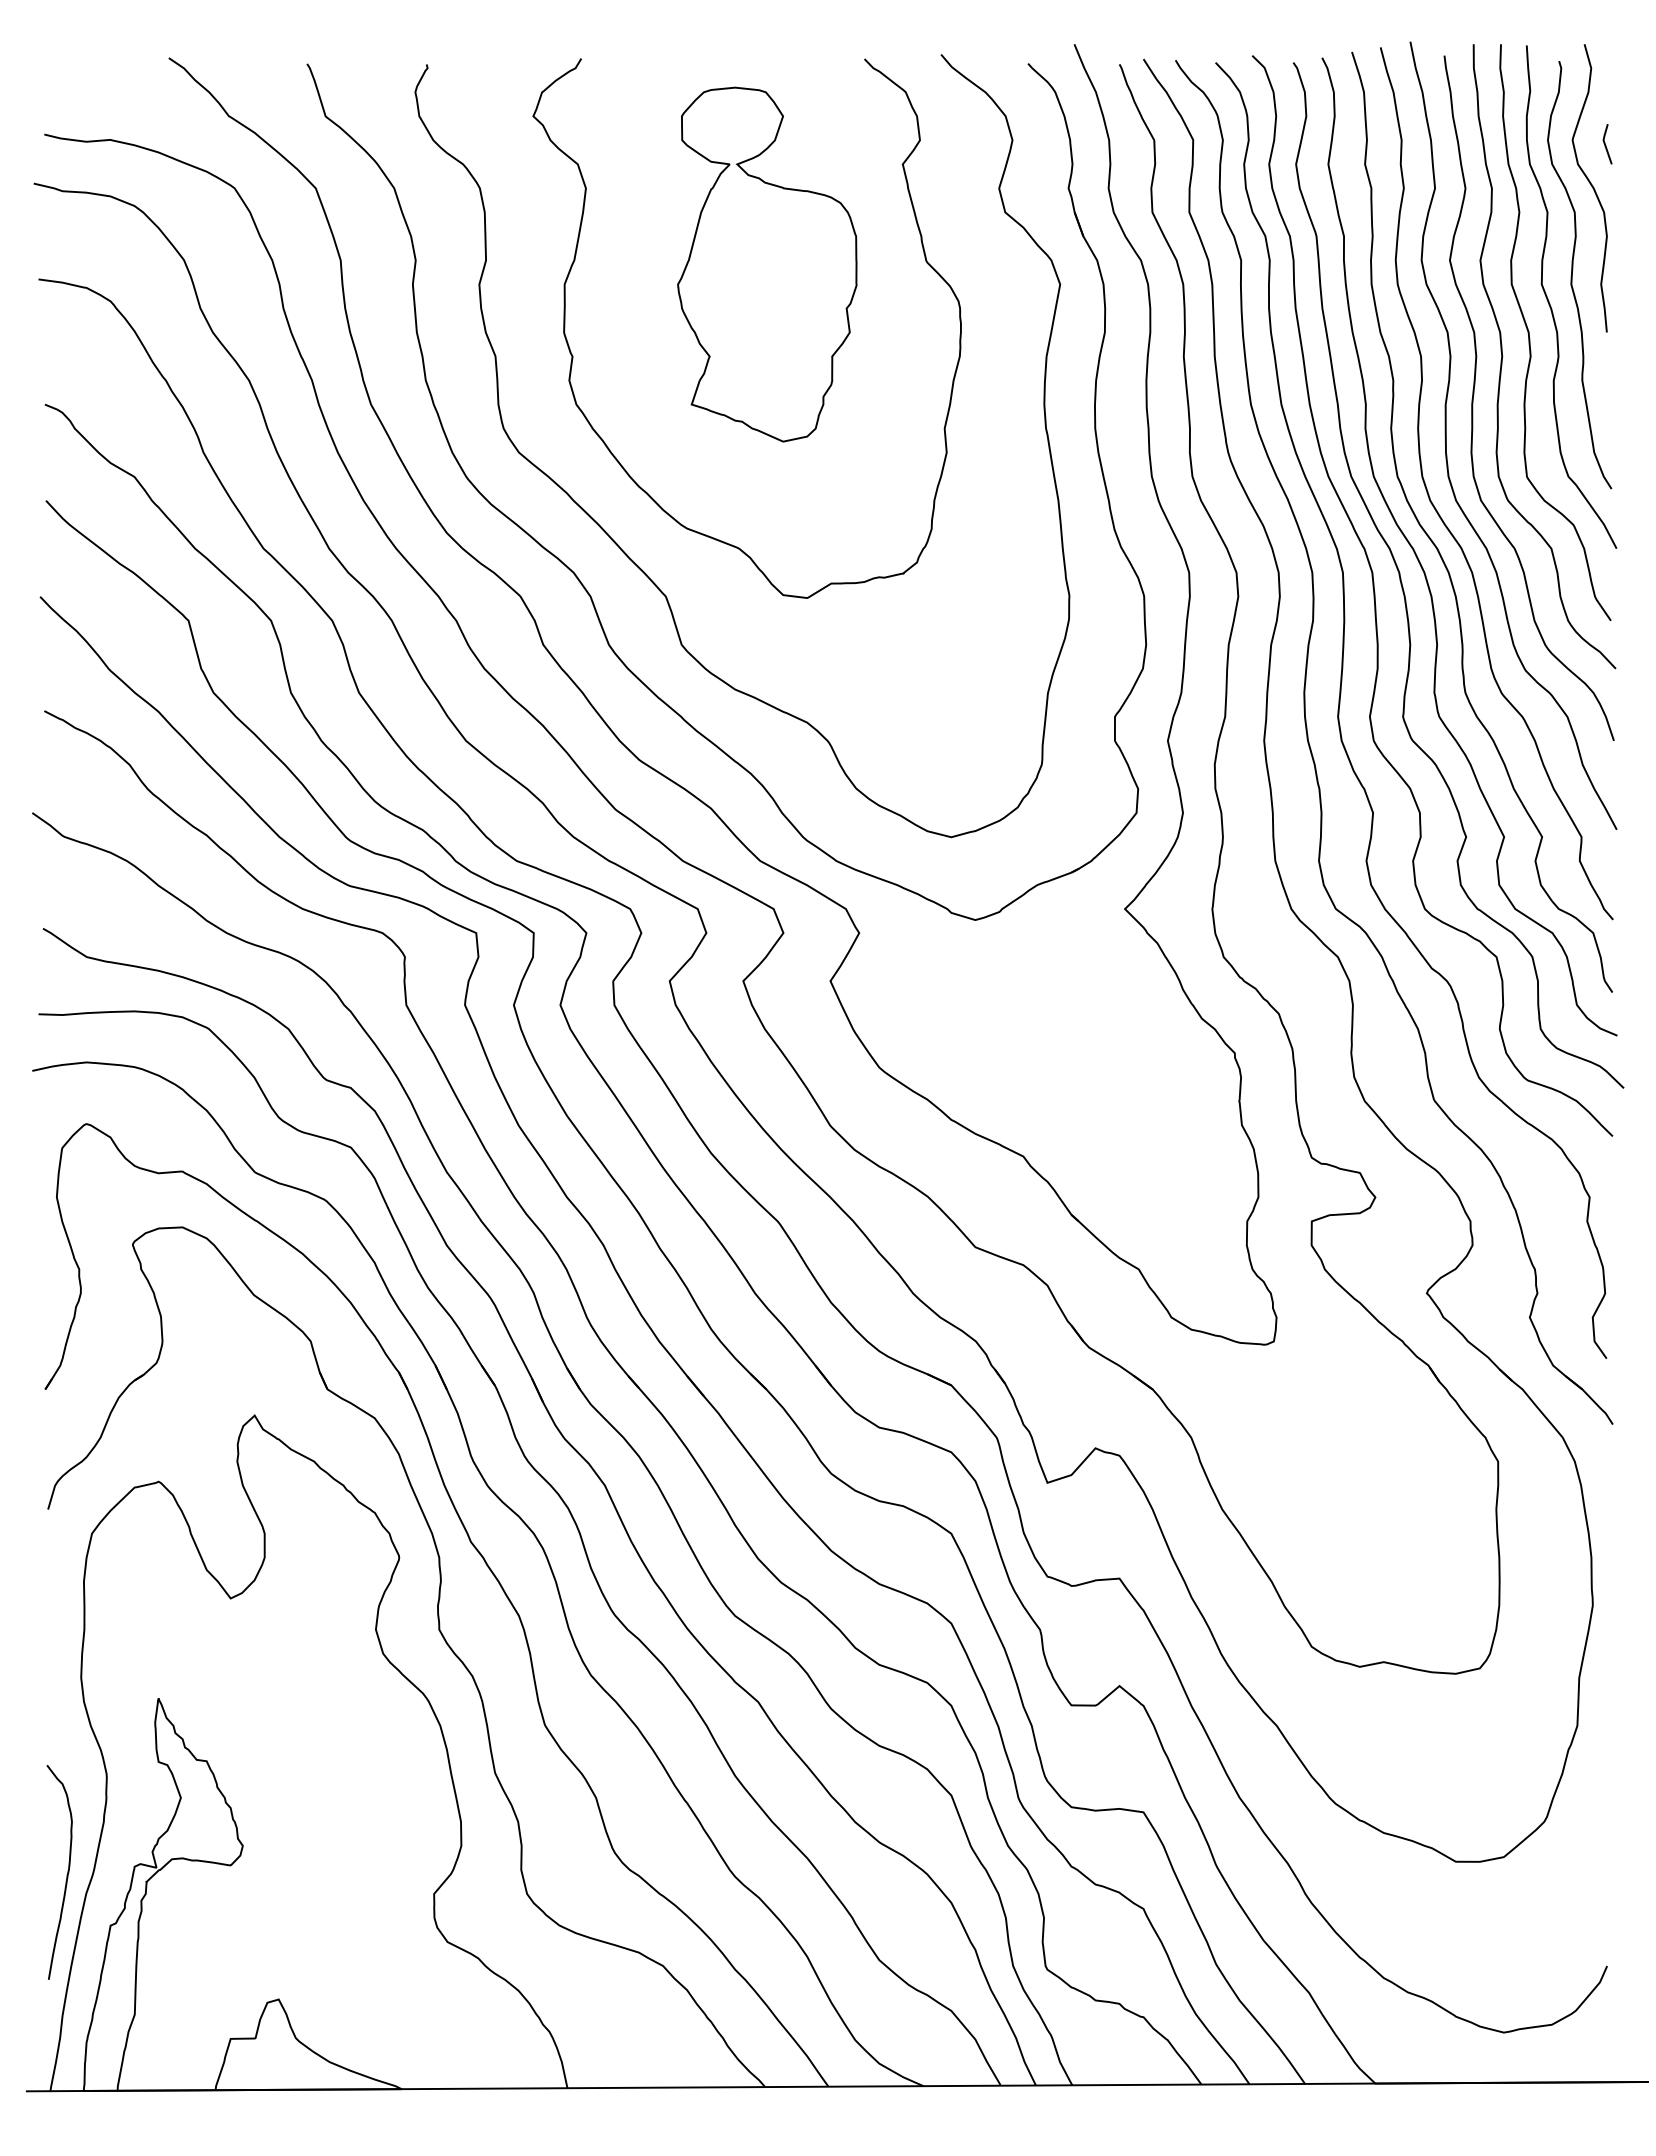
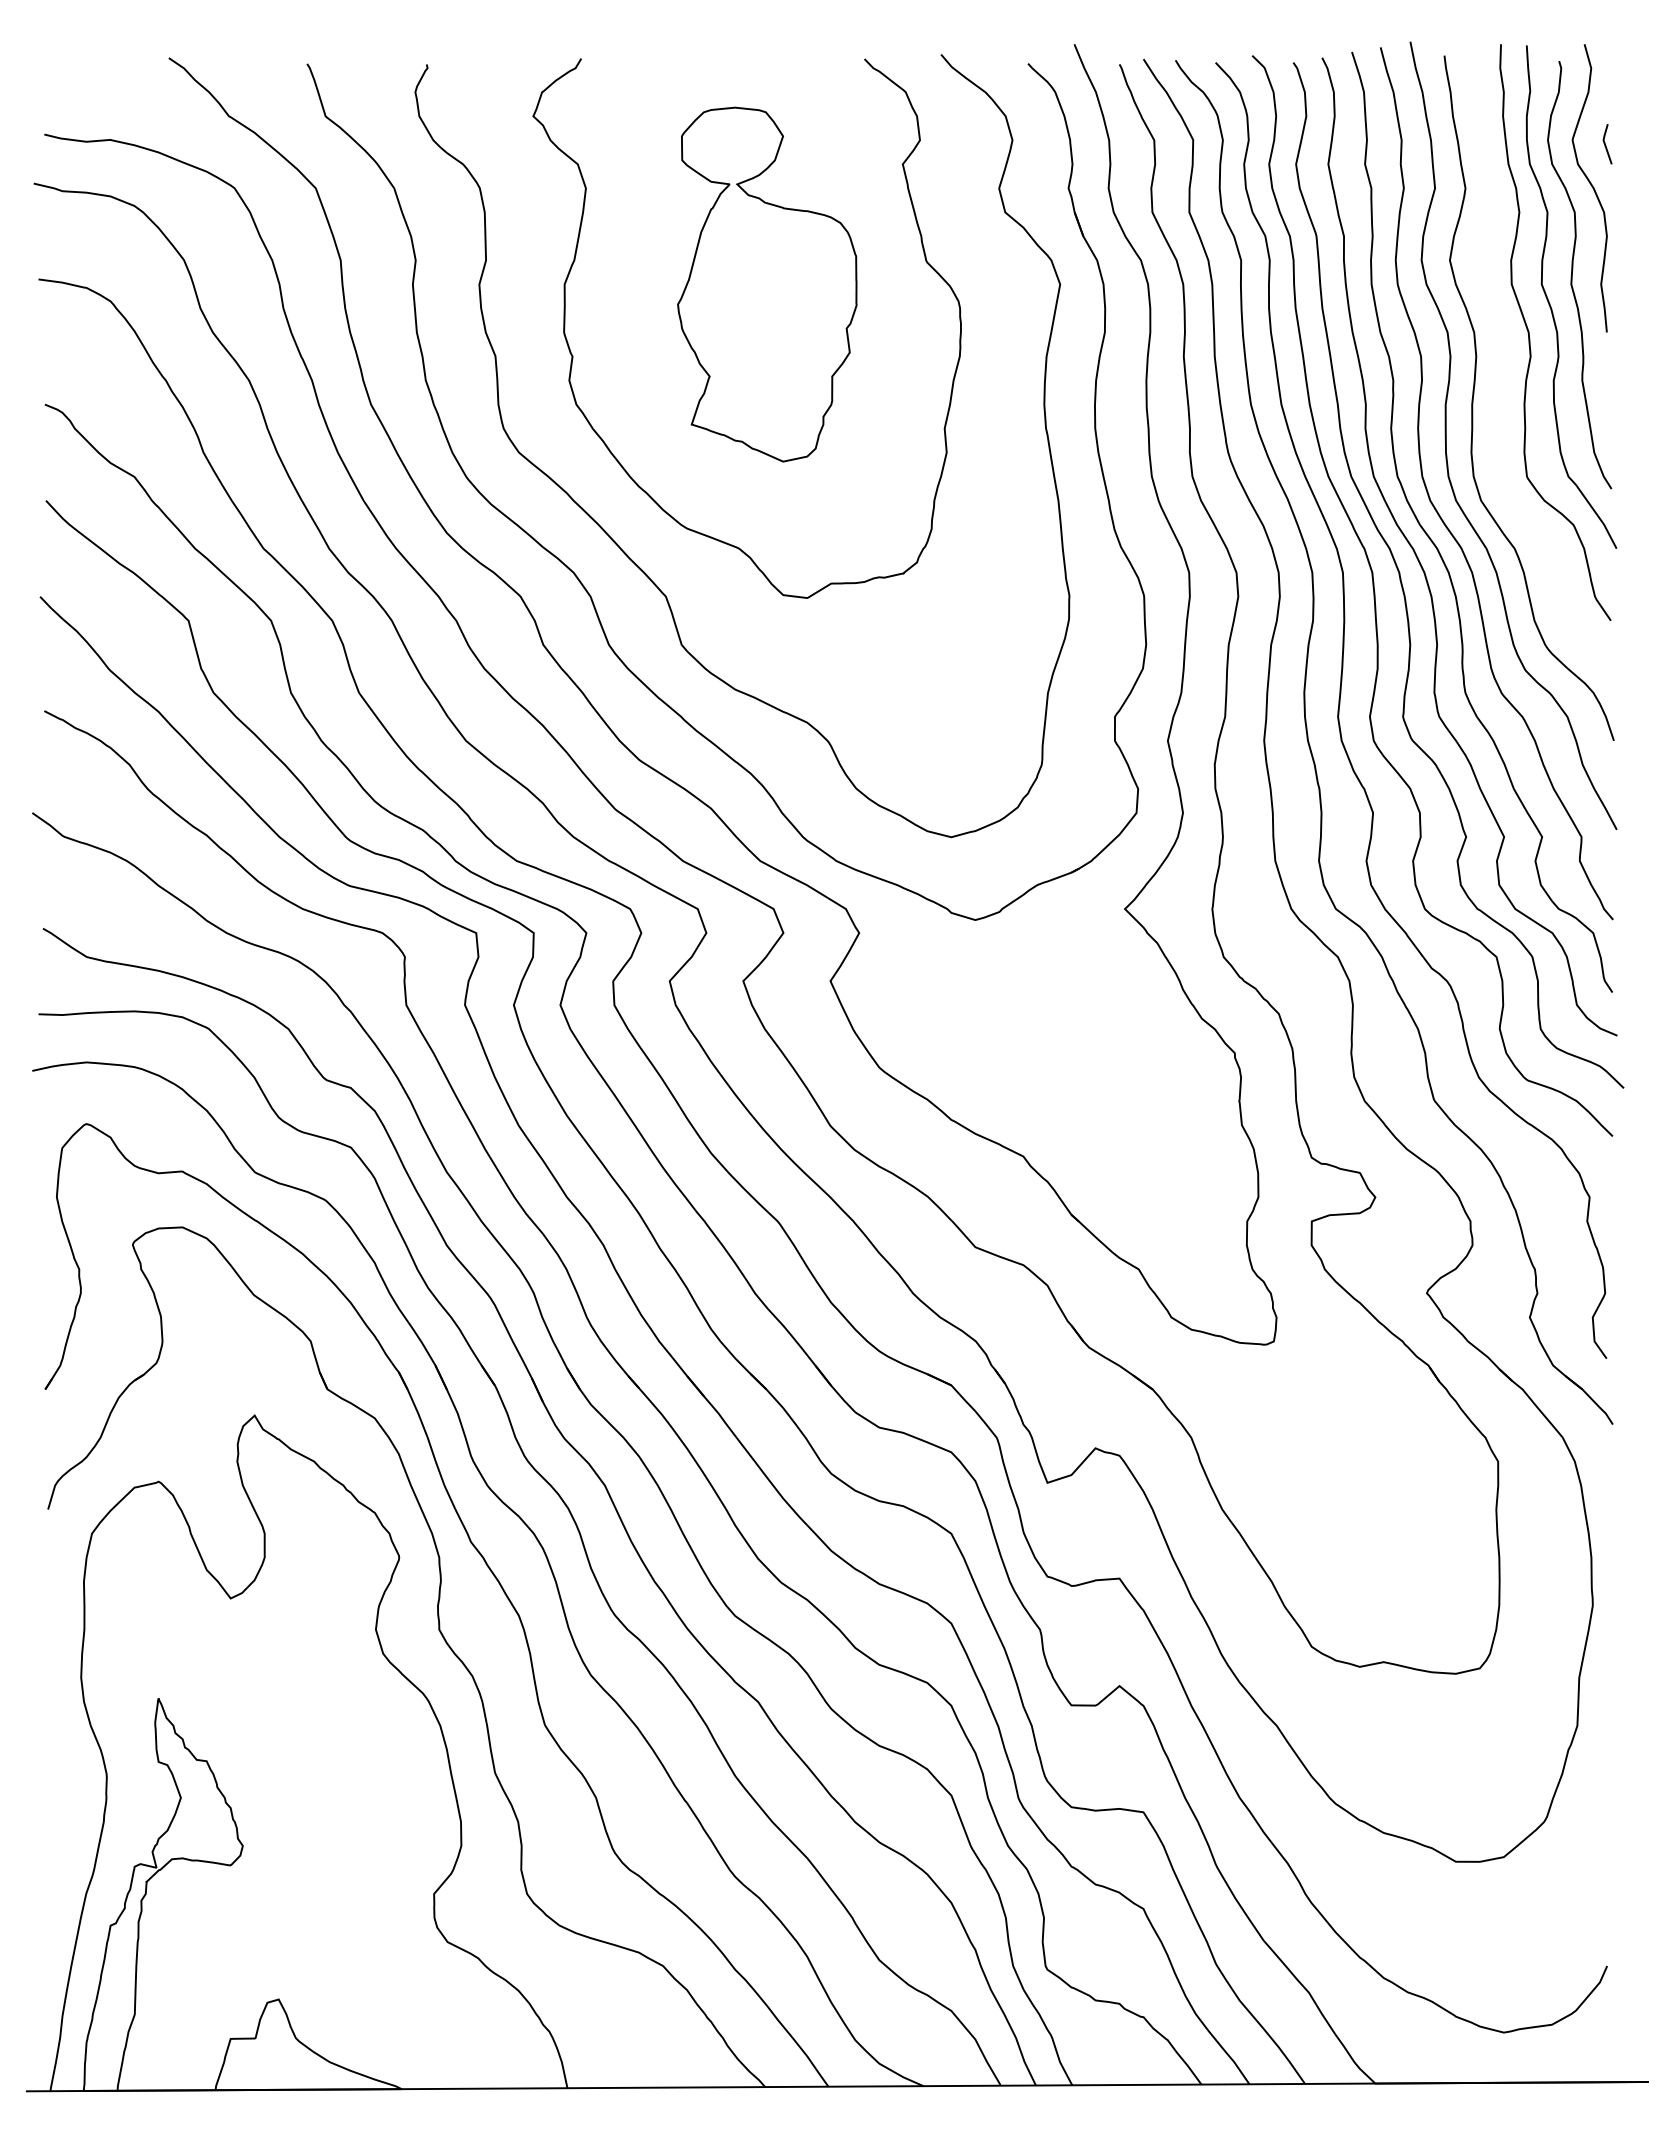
part position: (767, 264) -> (767, 284) (767, 284)
curve: present -> none (1503, 356)
curve: present -> none (66, 1874)
